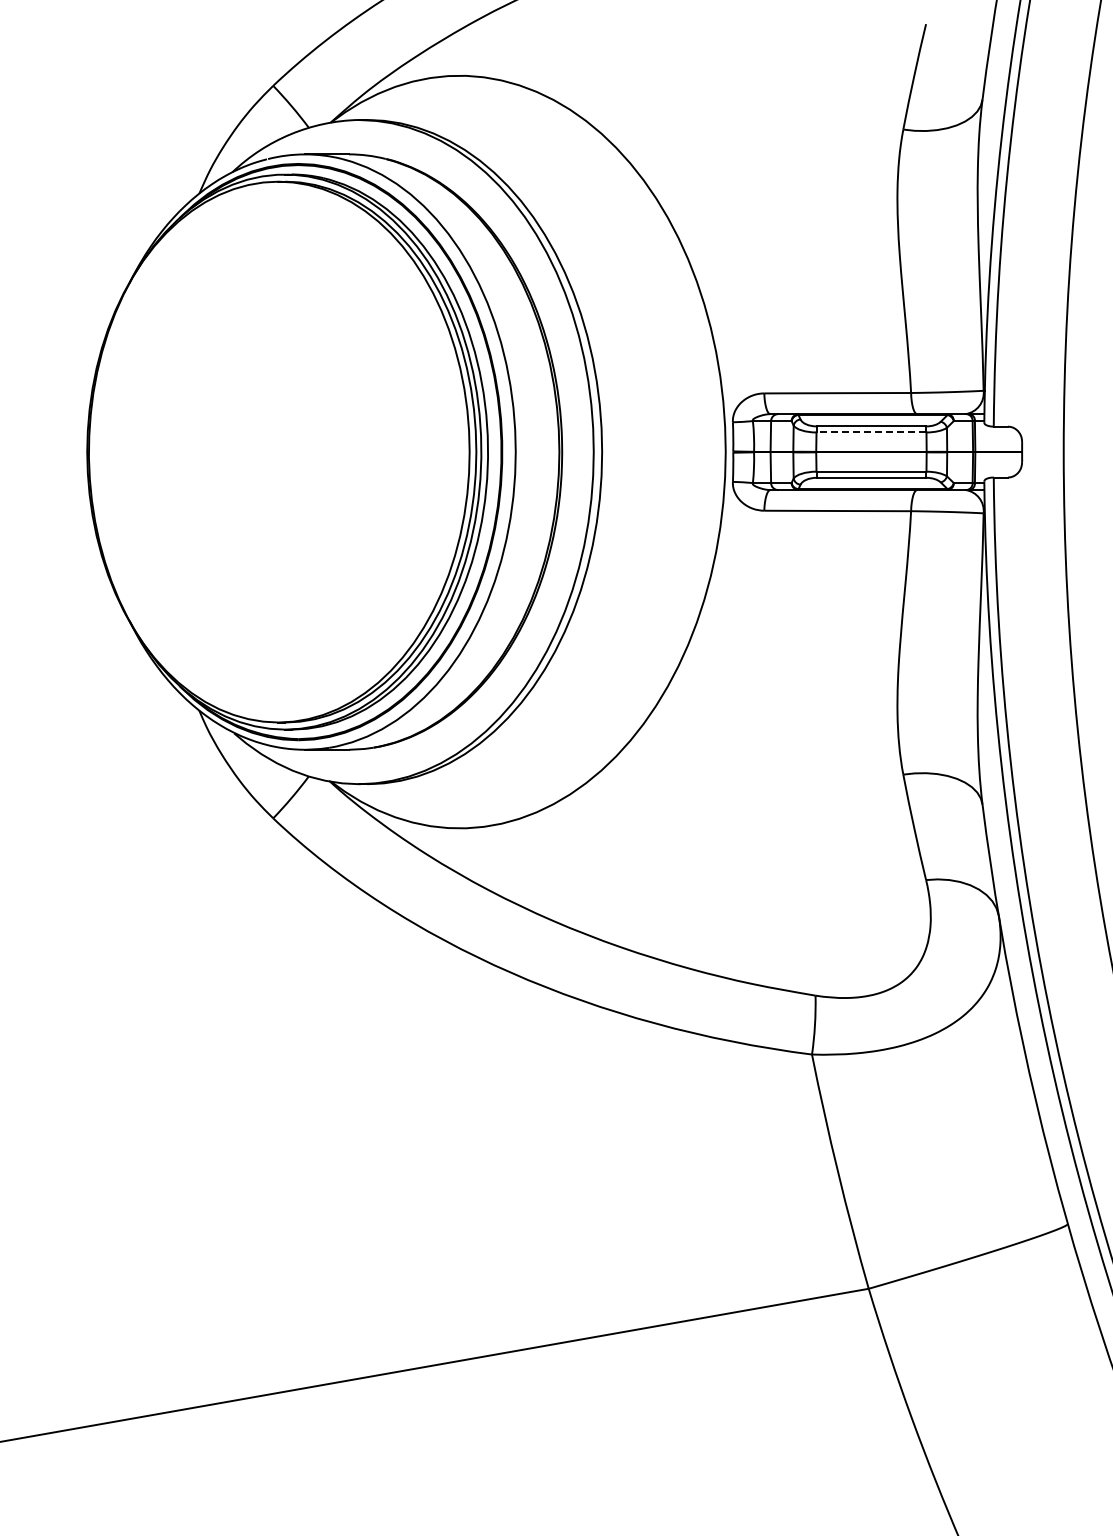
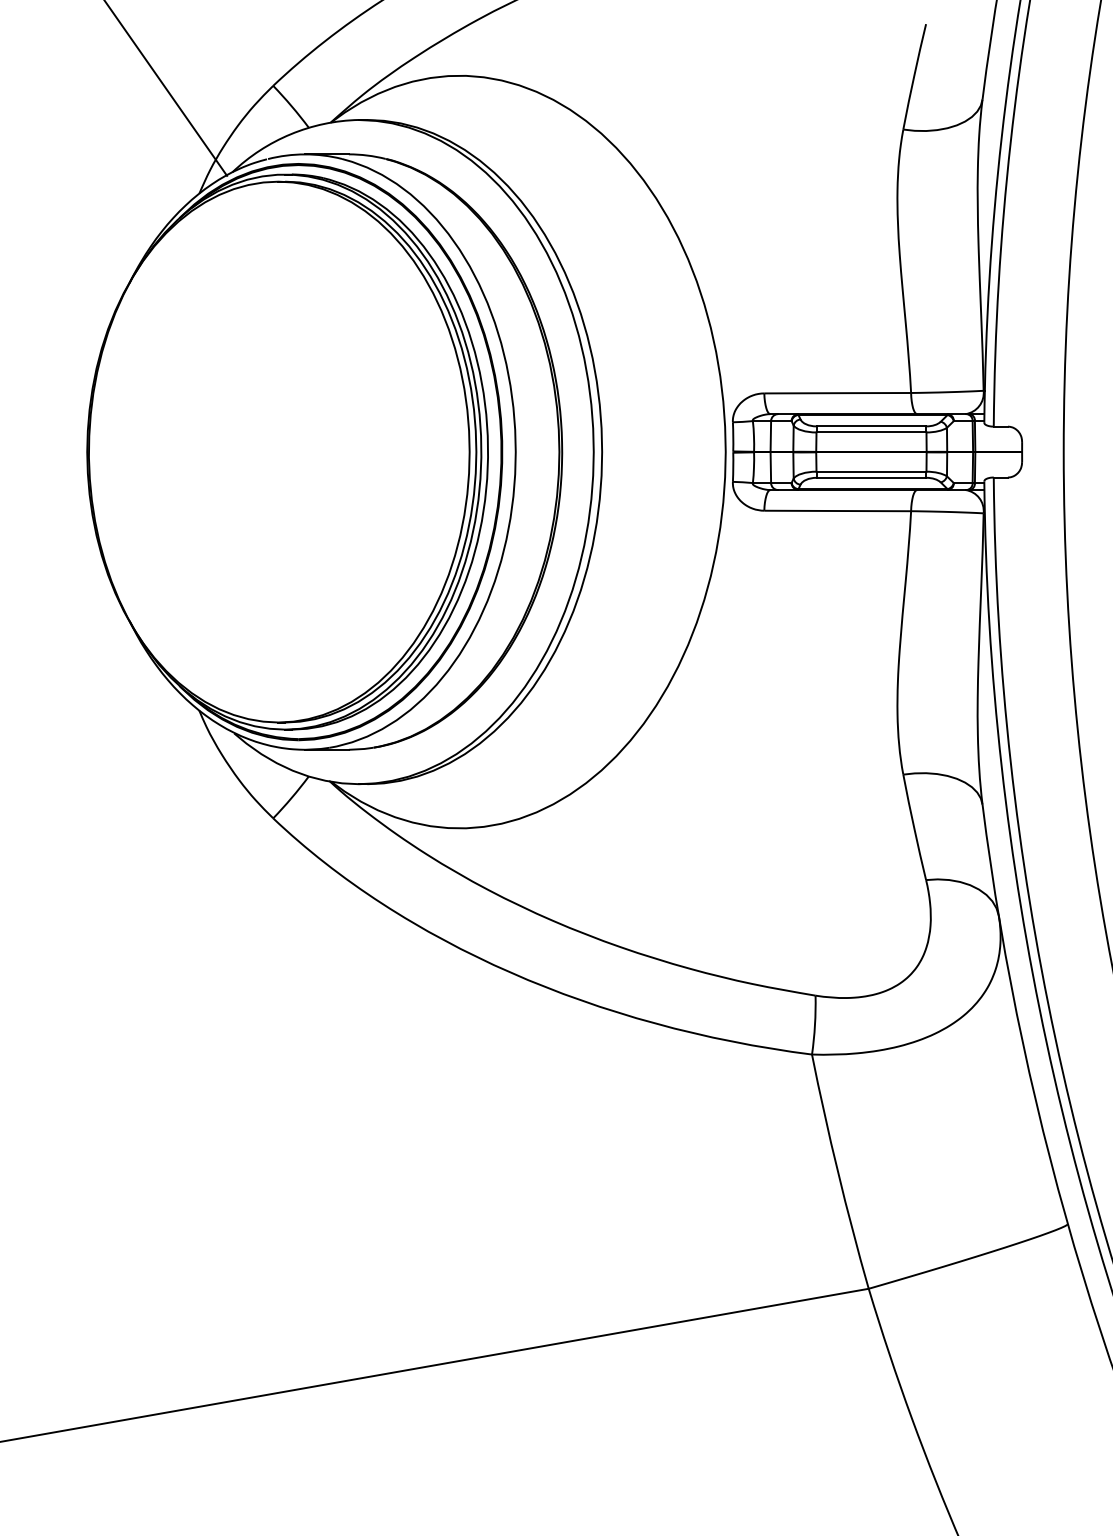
line: none -> present (166, 88)
line: dashed -> solid (871, 432)
